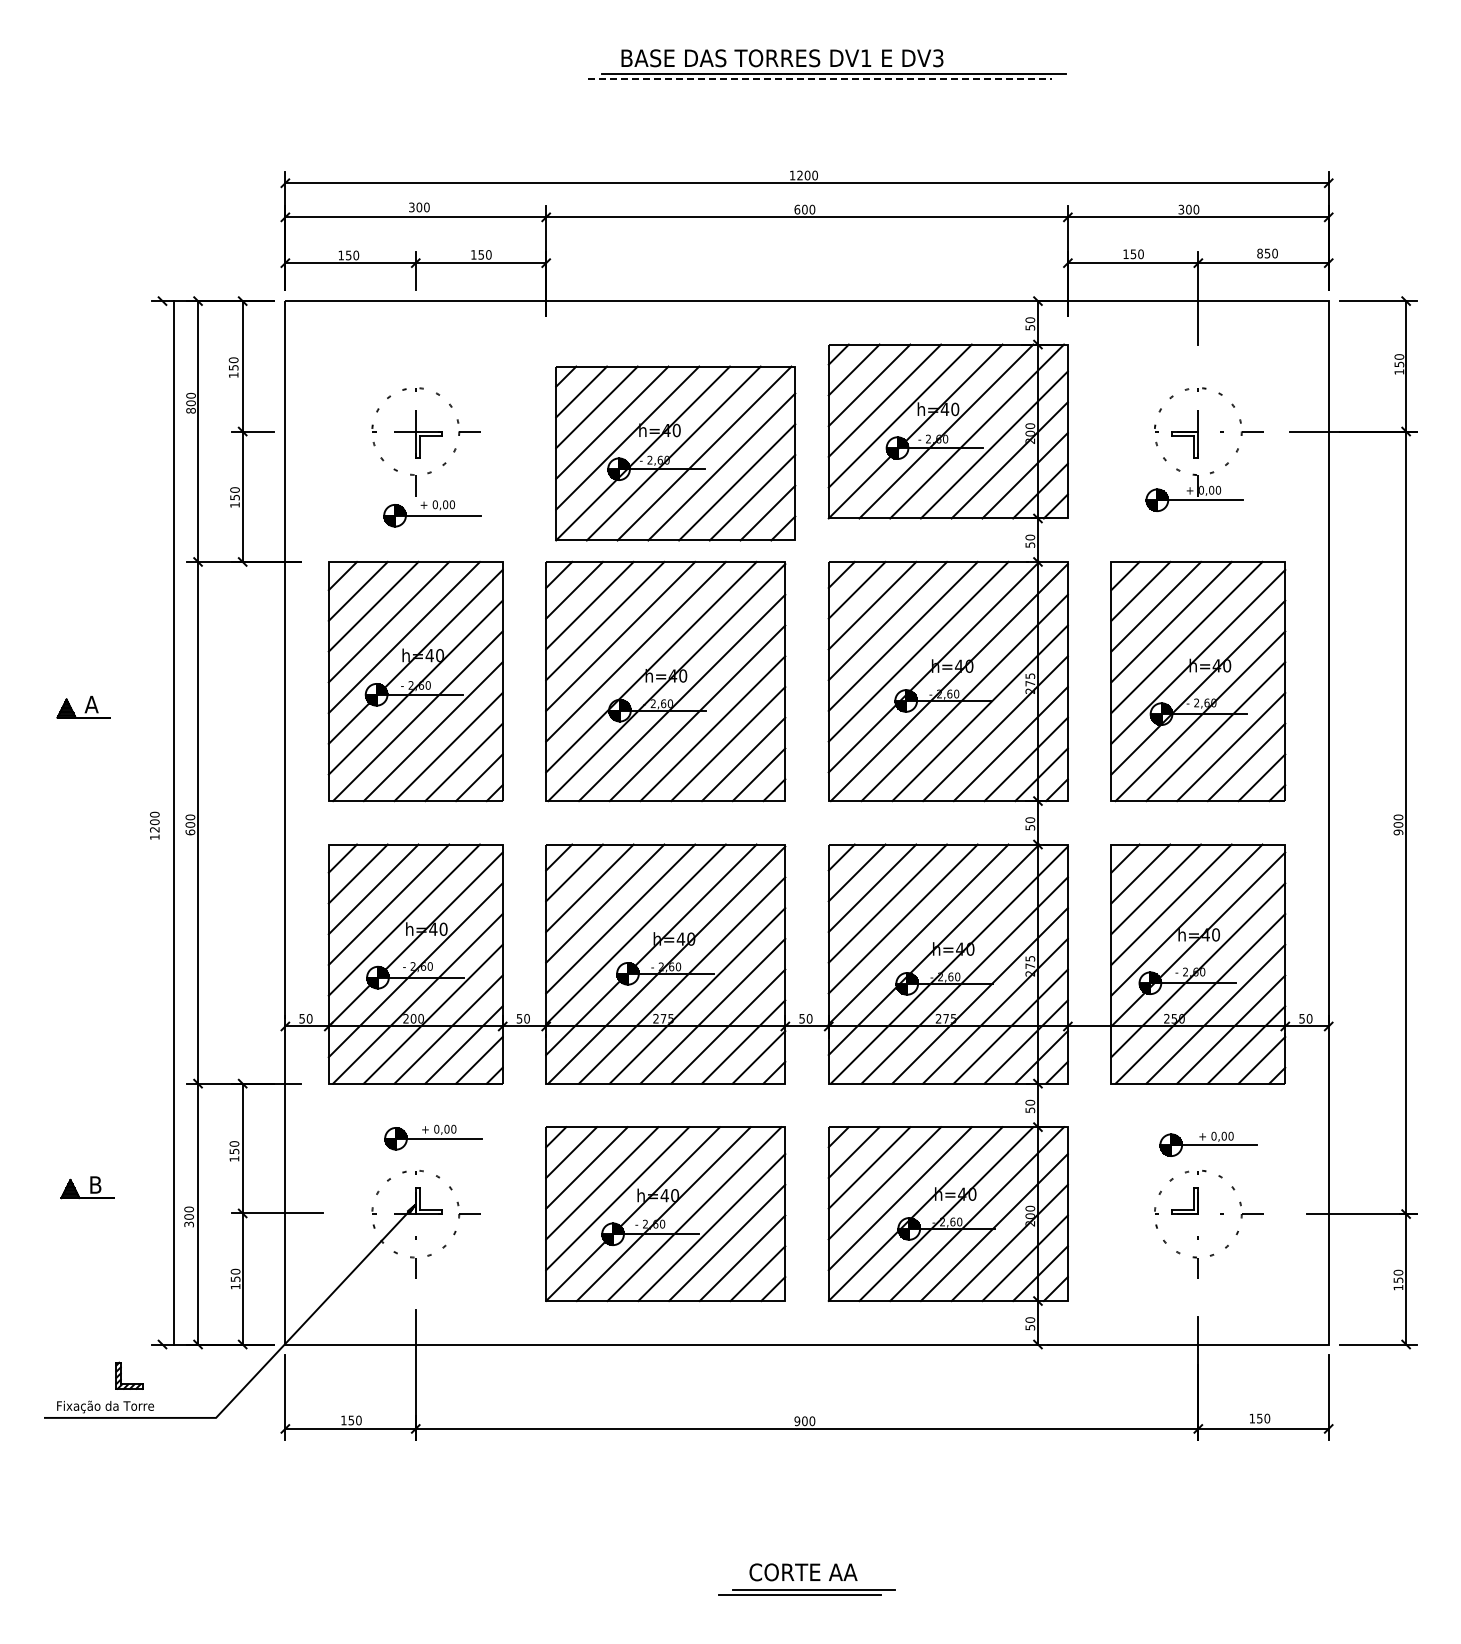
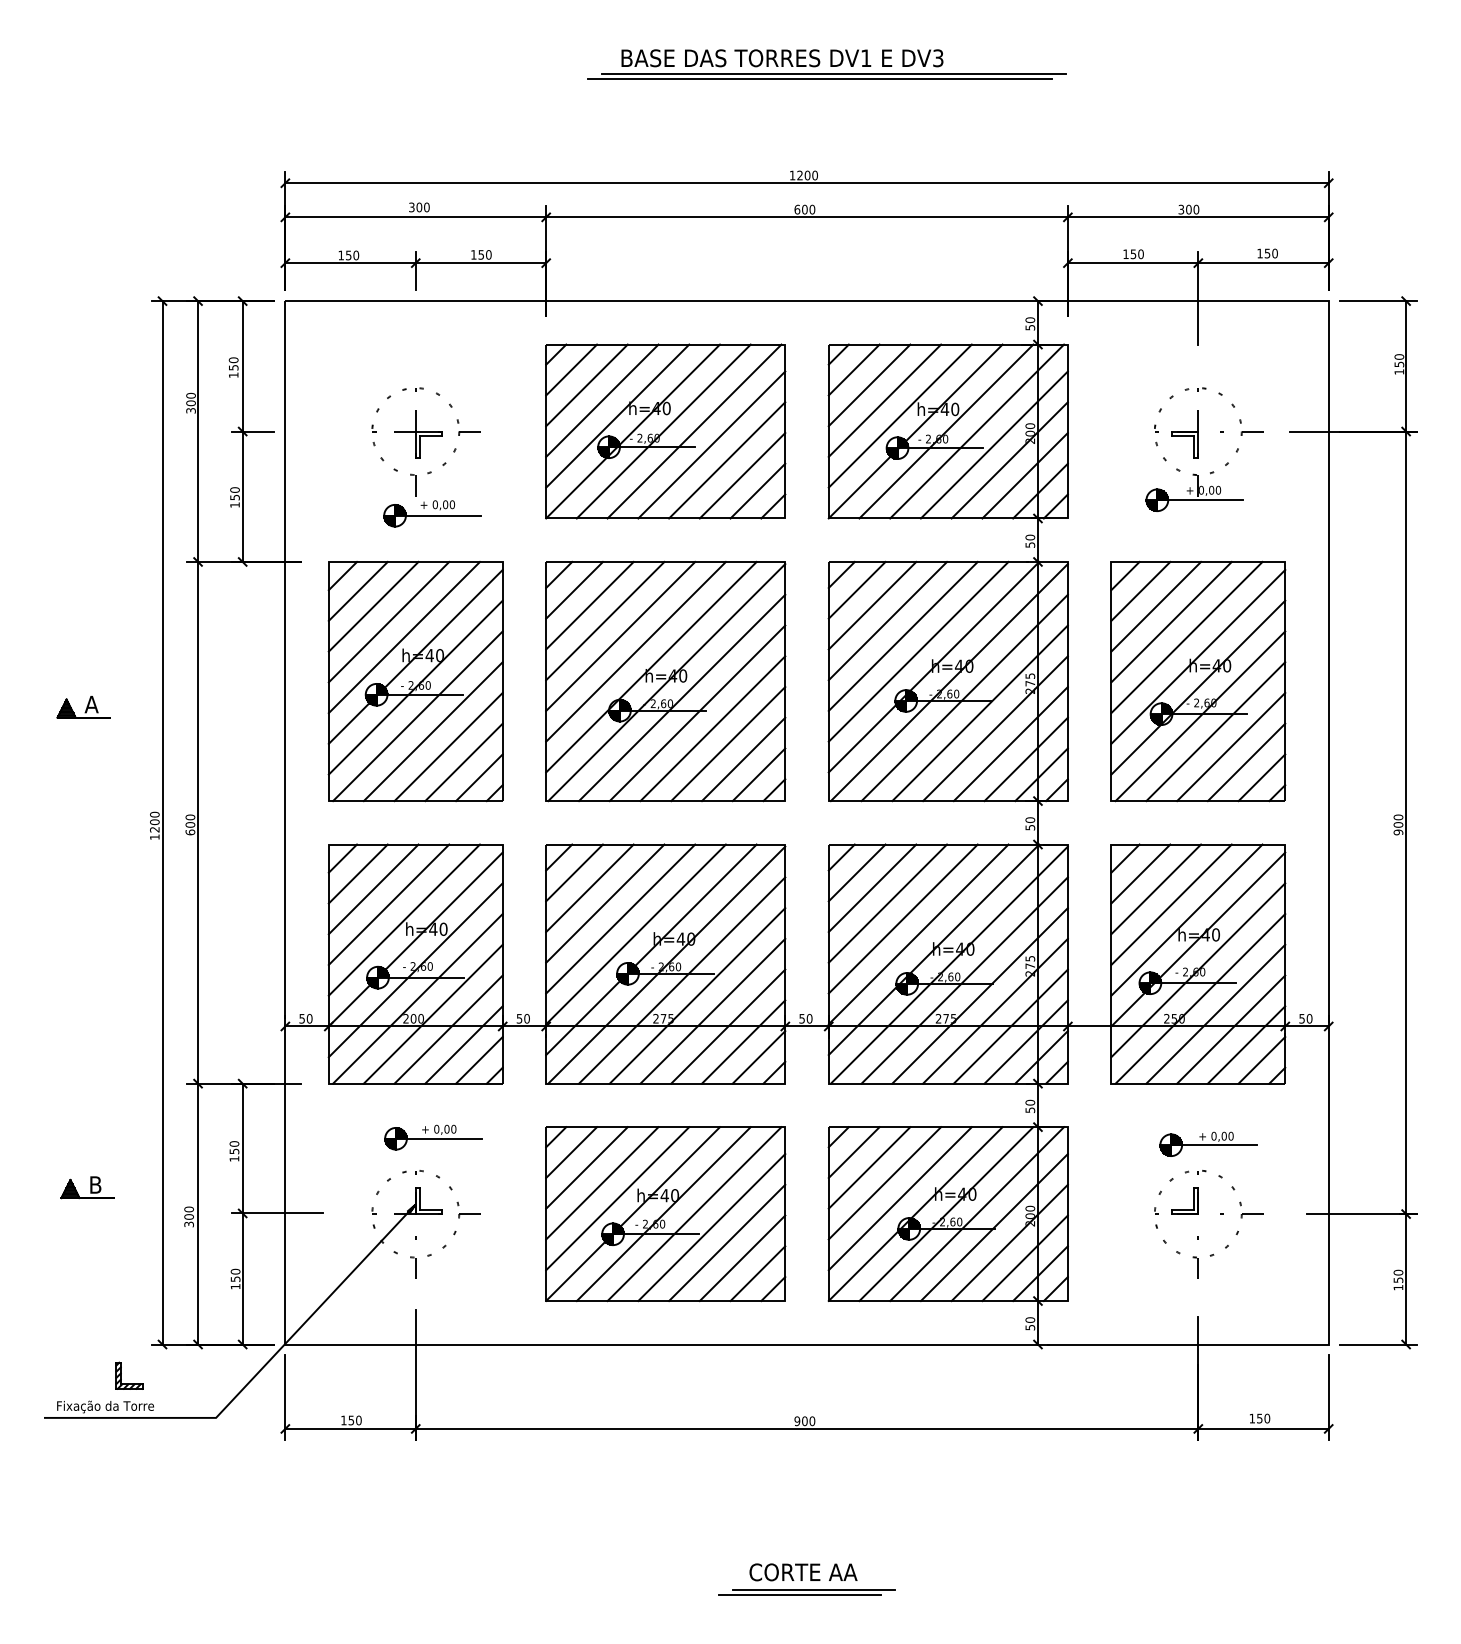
line: dashed -> solid (820, 79)
text: 850 -> 150 (1259, 253)
text: 800 -> 300 (190, 410)
part position: (675, 453) -> (665, 431) (665, 431)
line position: (173, 822) -> (162, 822) (162, 822)
